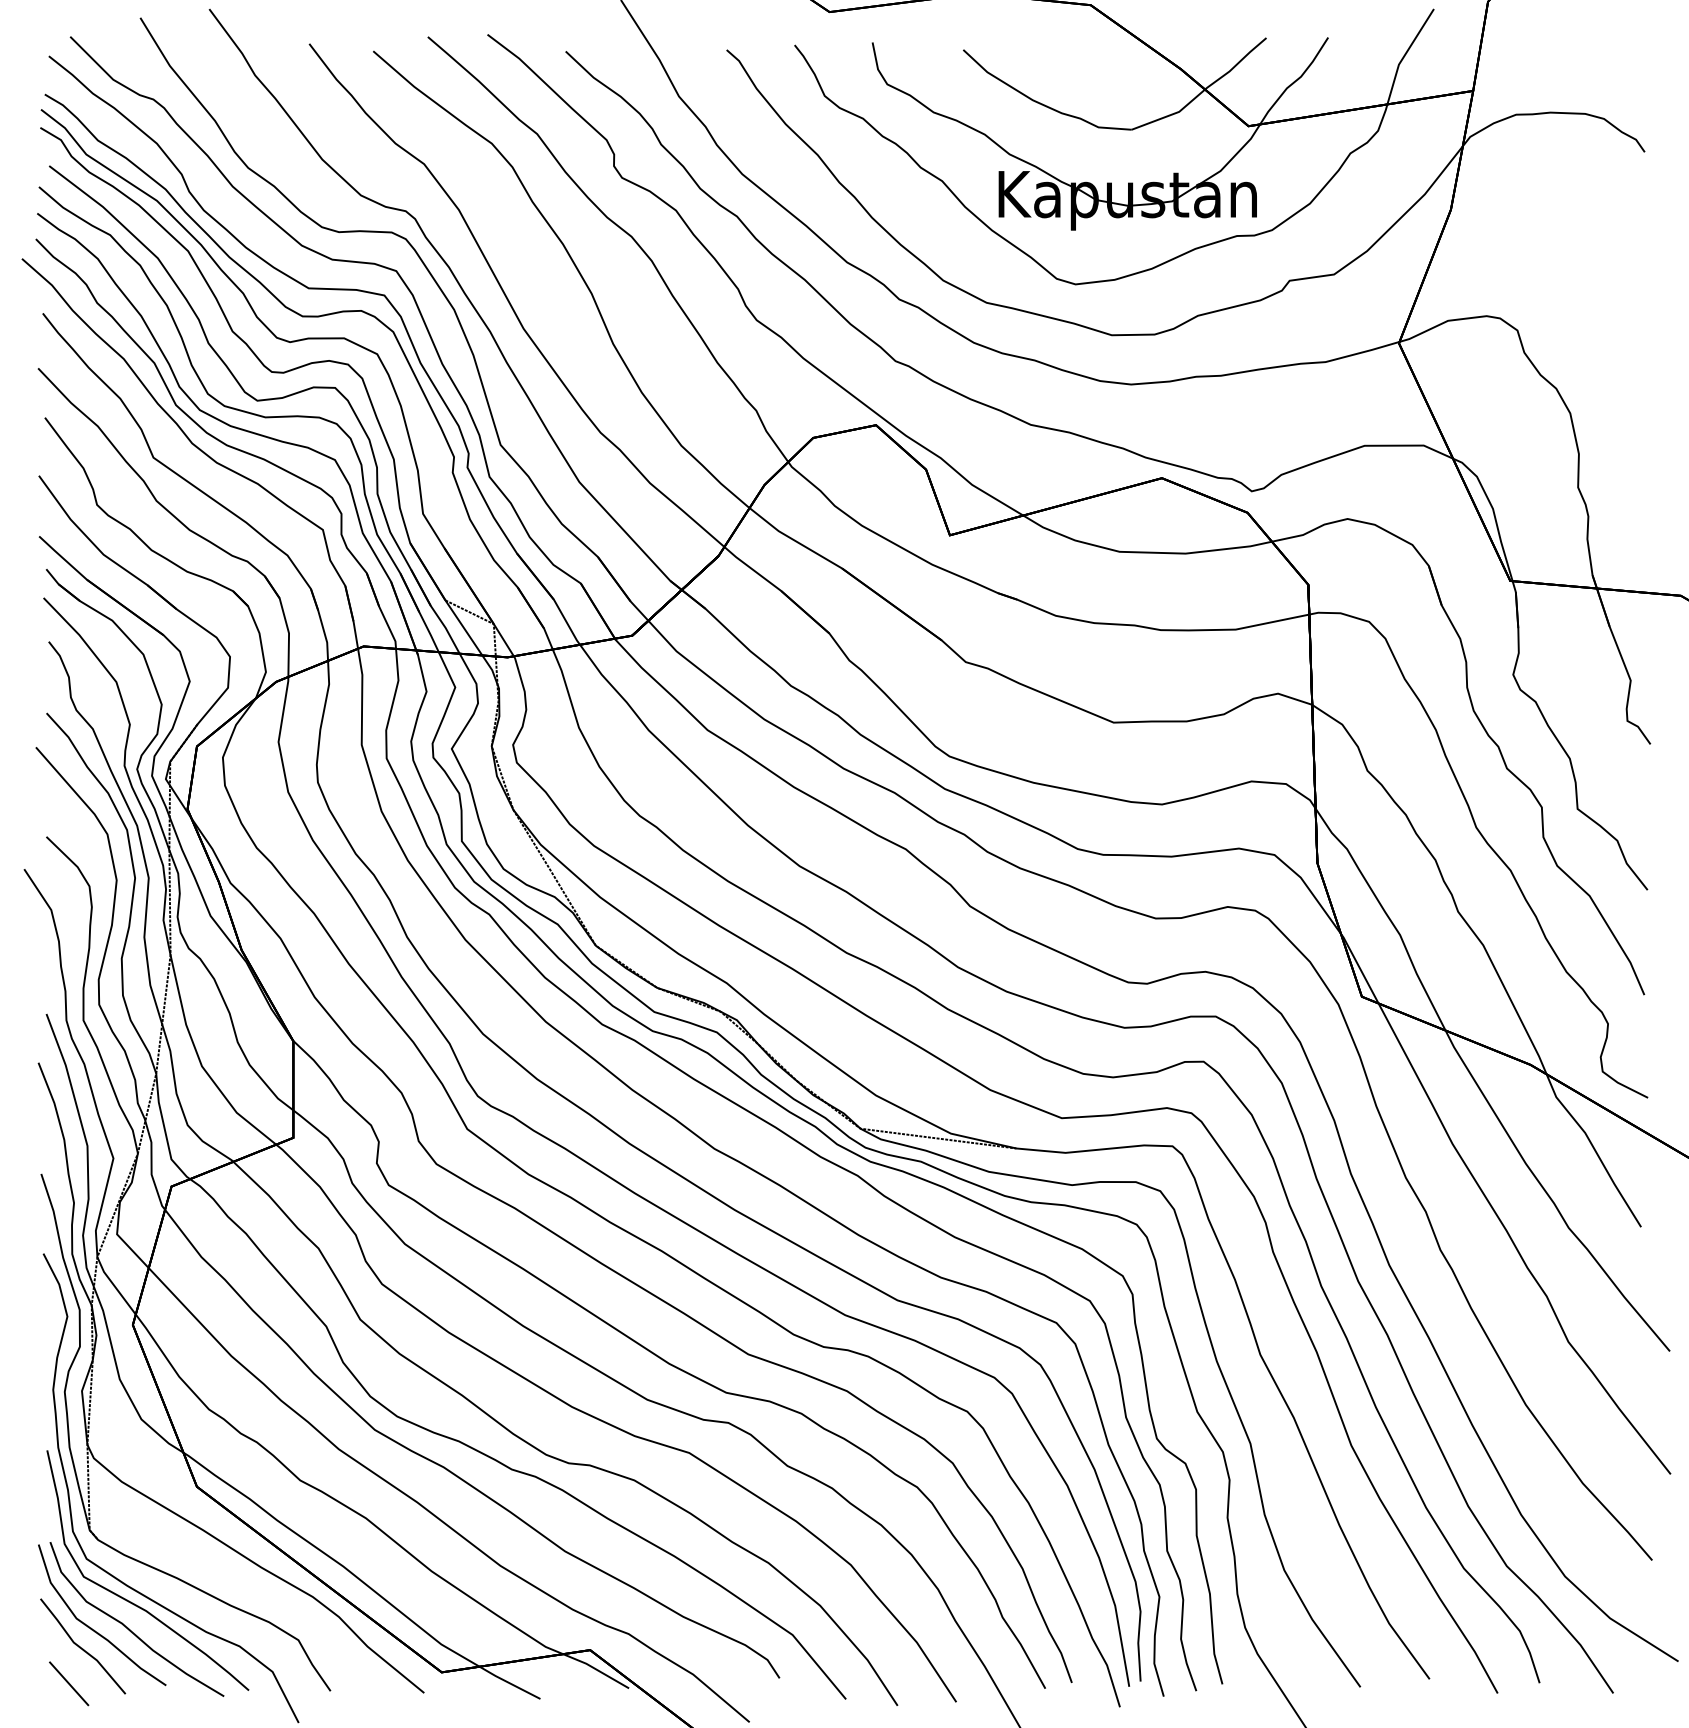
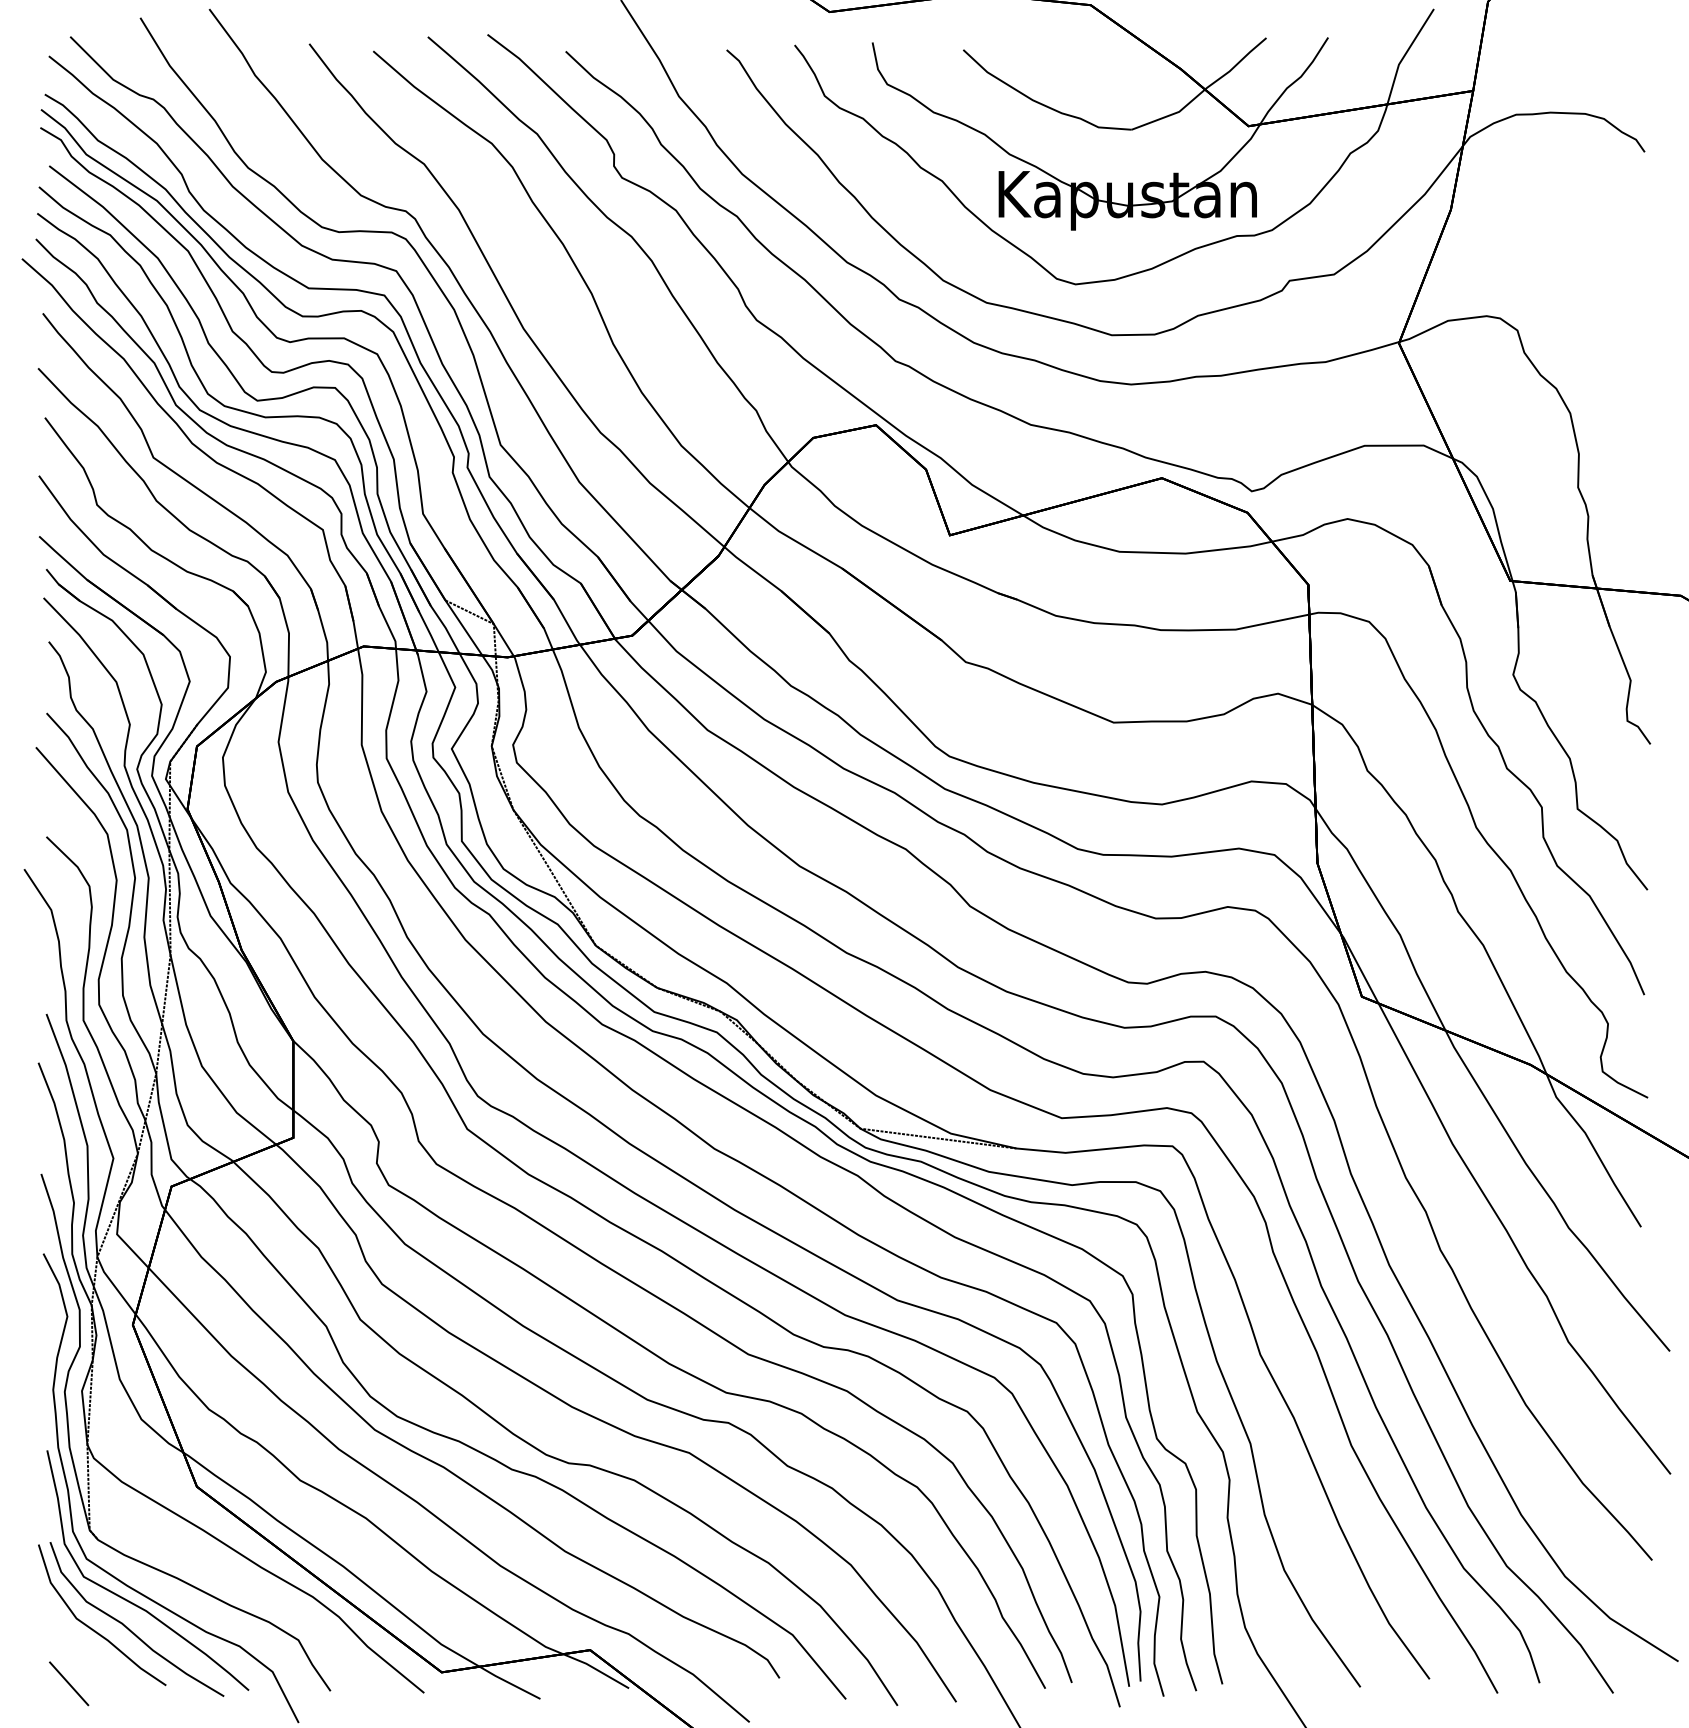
line: present -> none (83, 1648)
